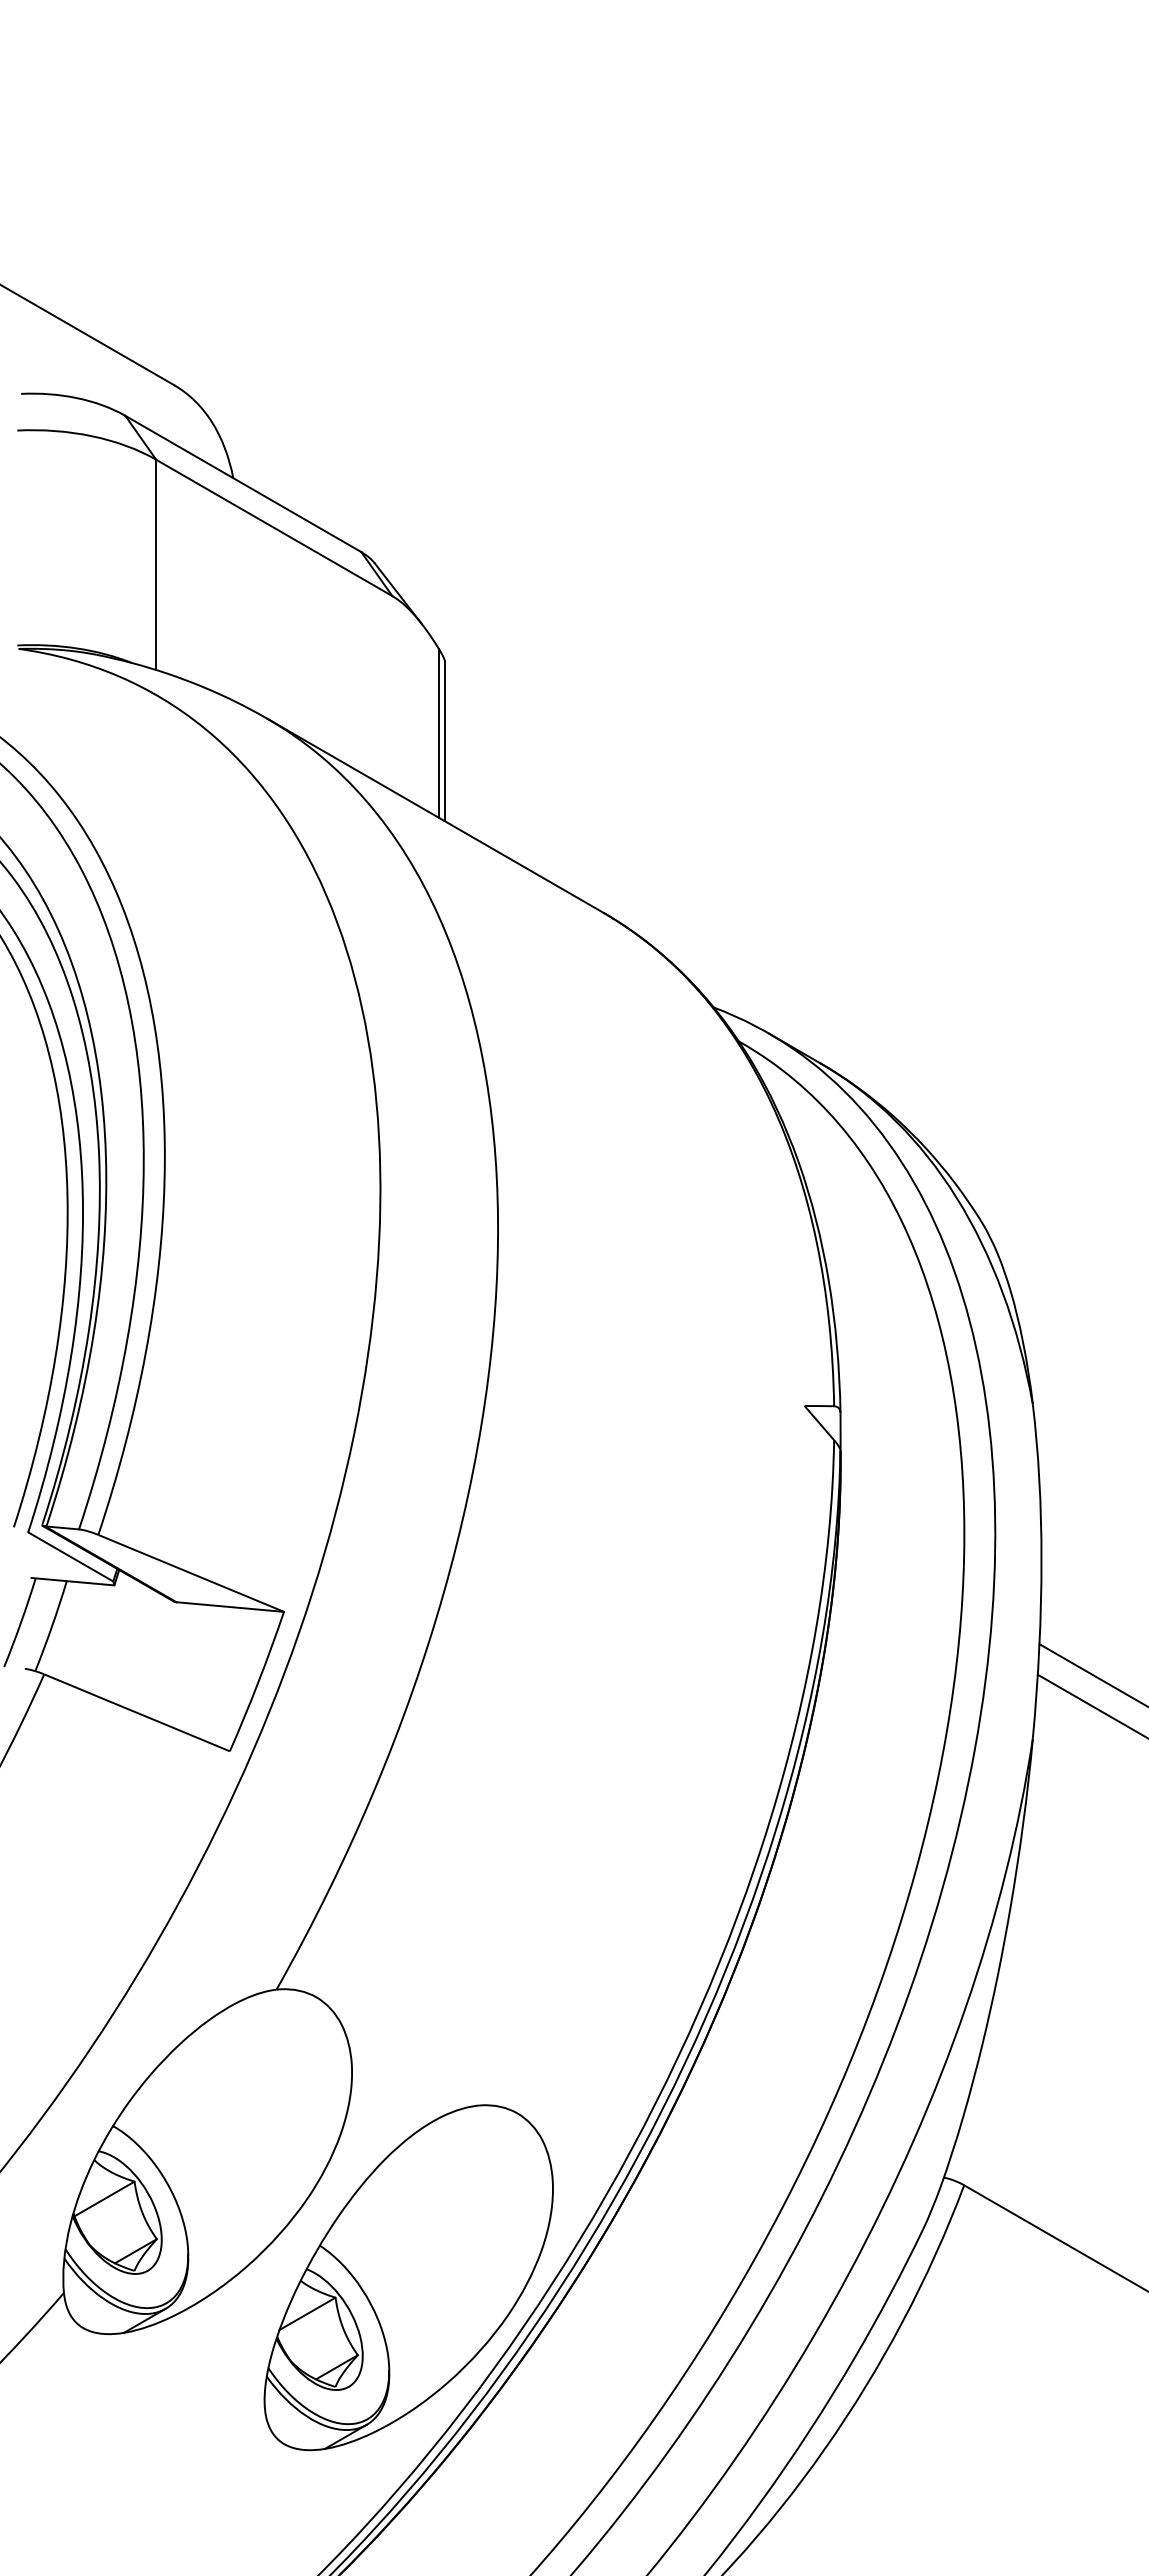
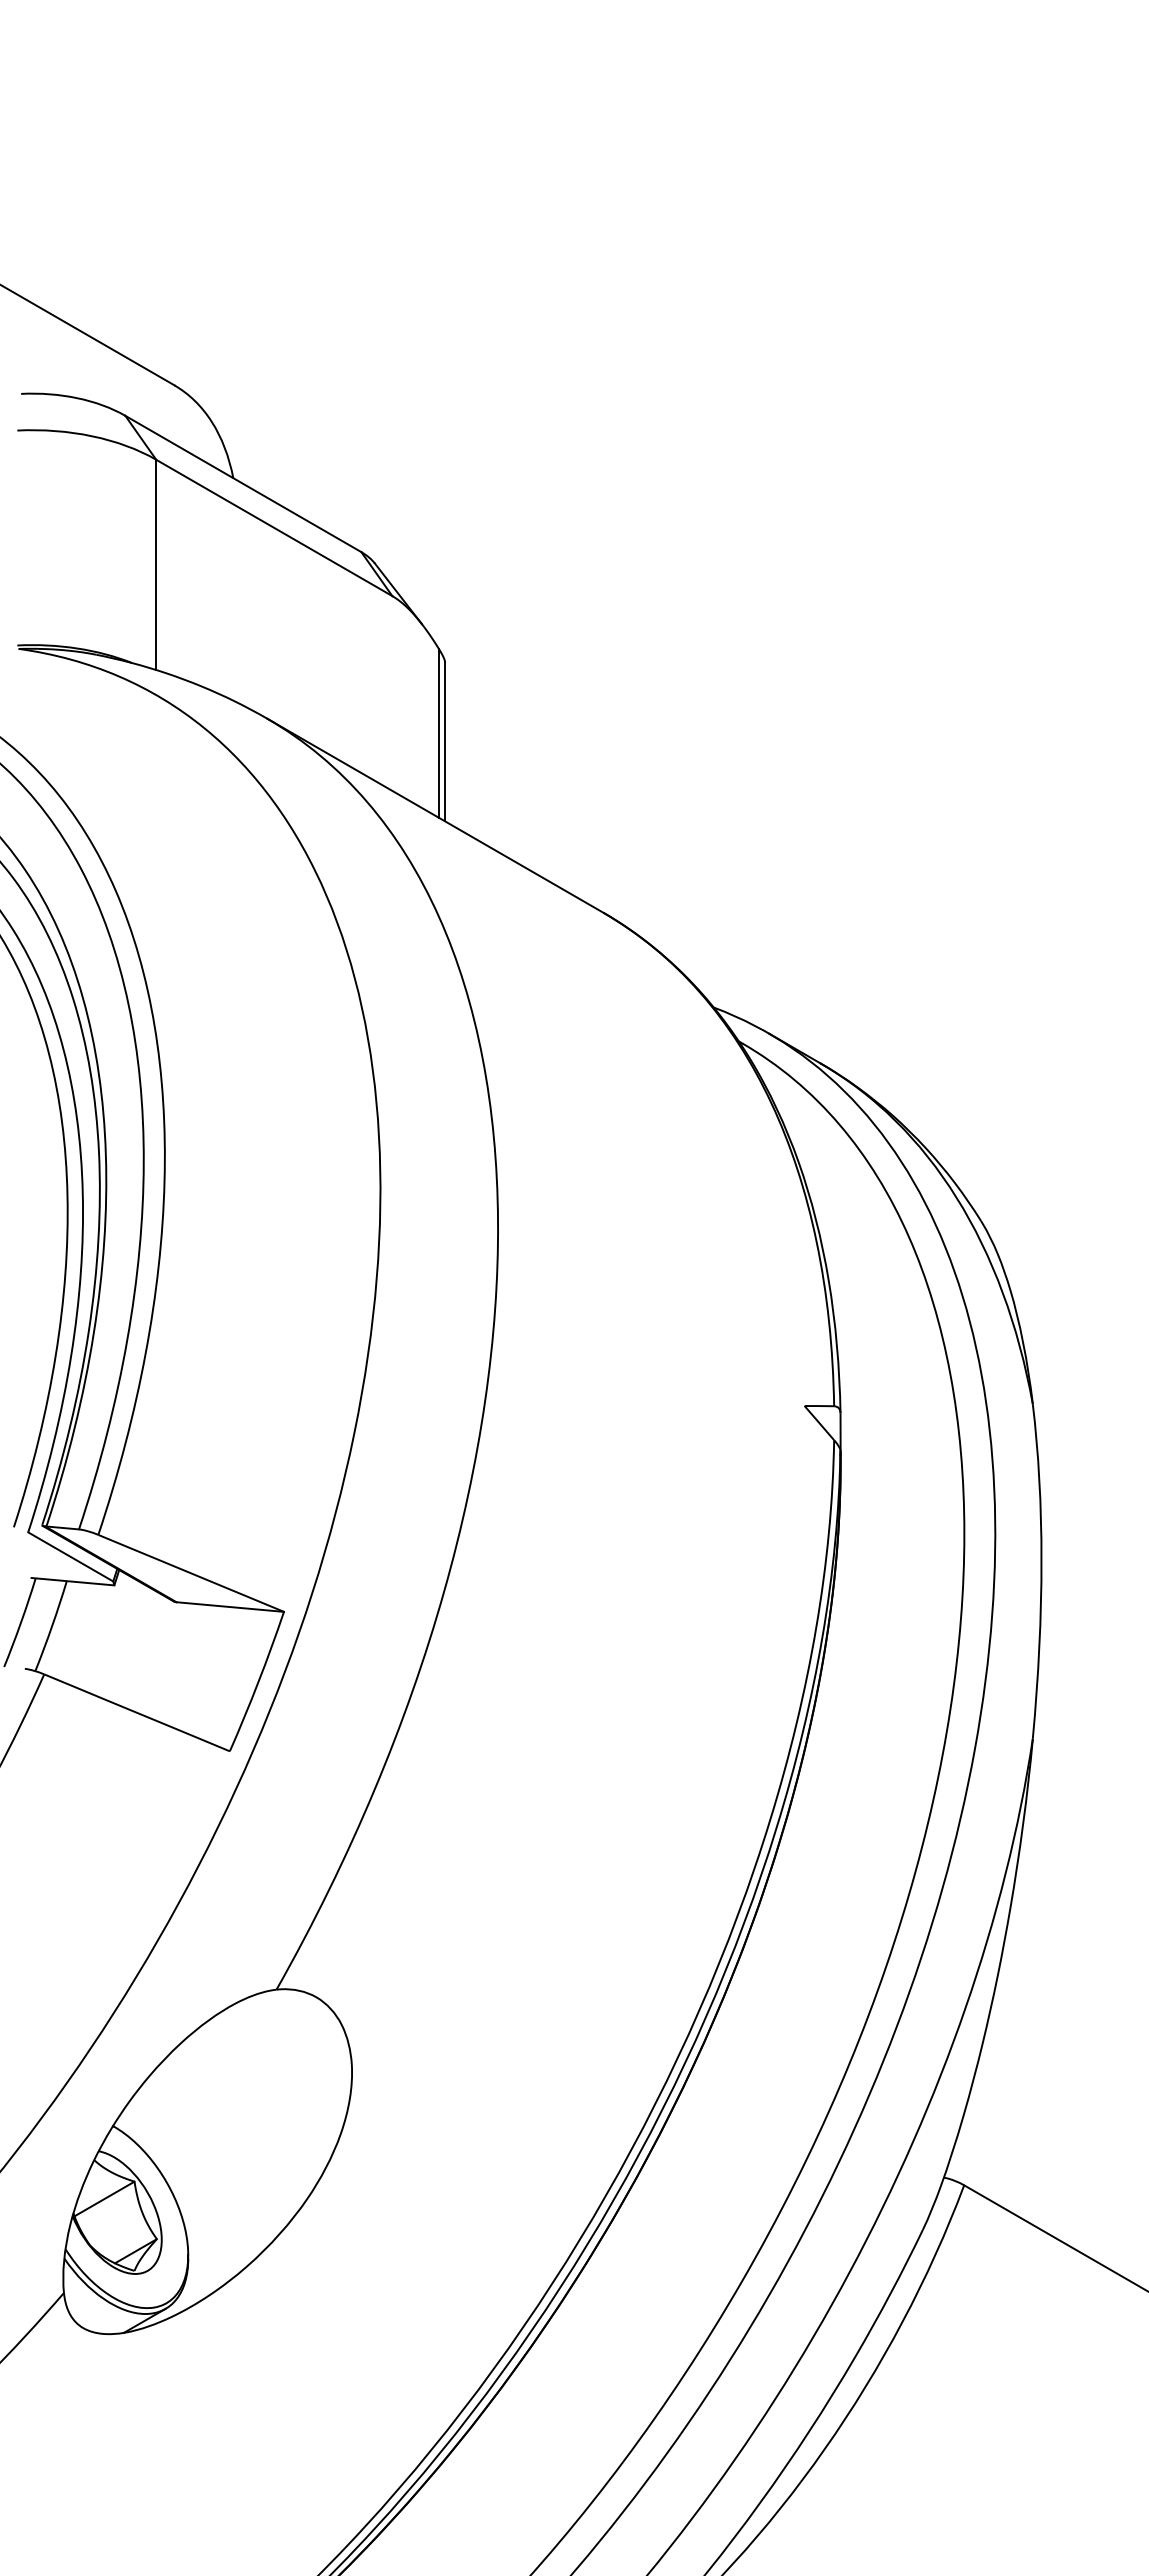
line: present -> none (1092, 1674)
line: present -> none (1091, 1705)
part: present -> none (408, 2277)
